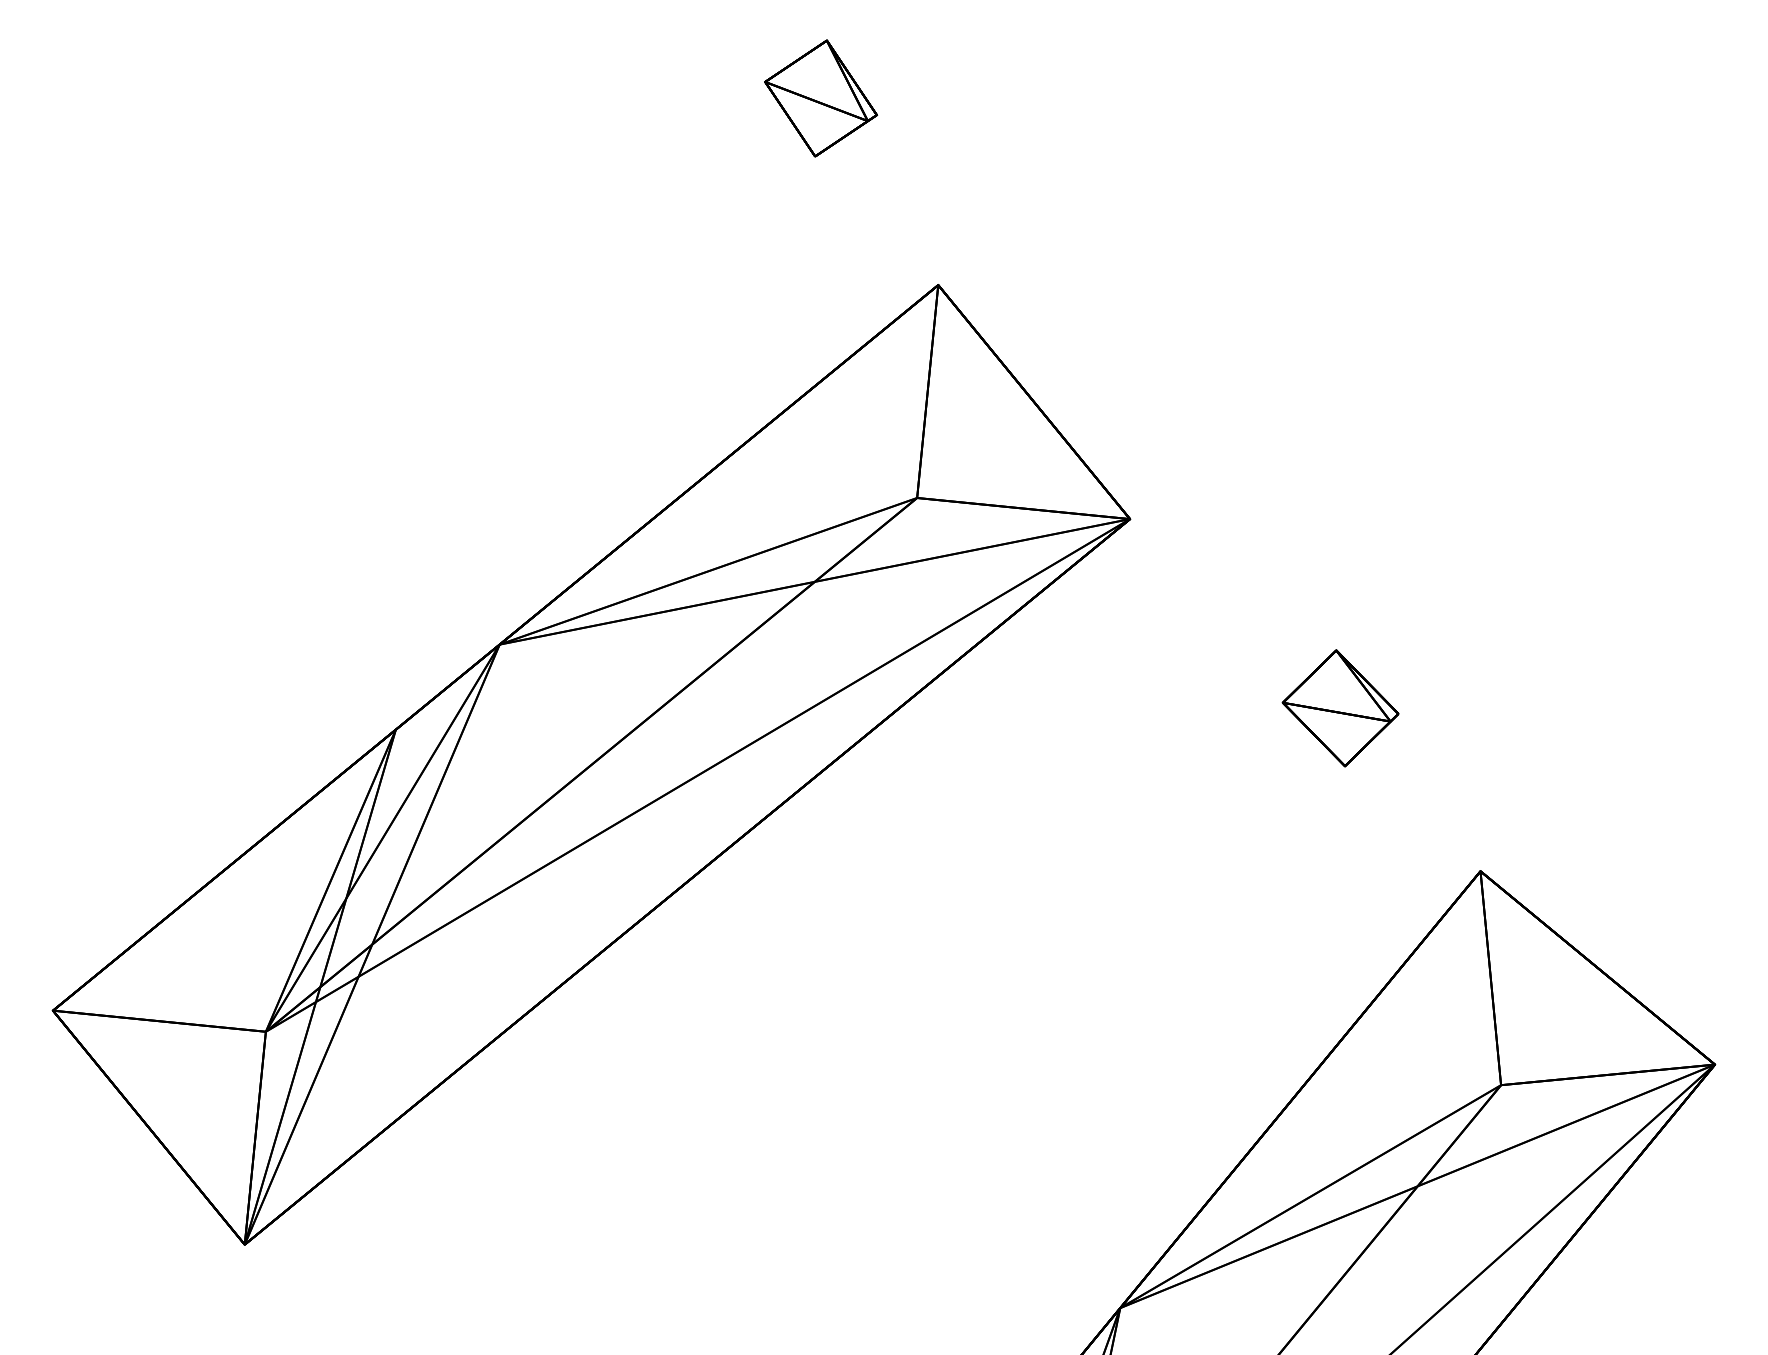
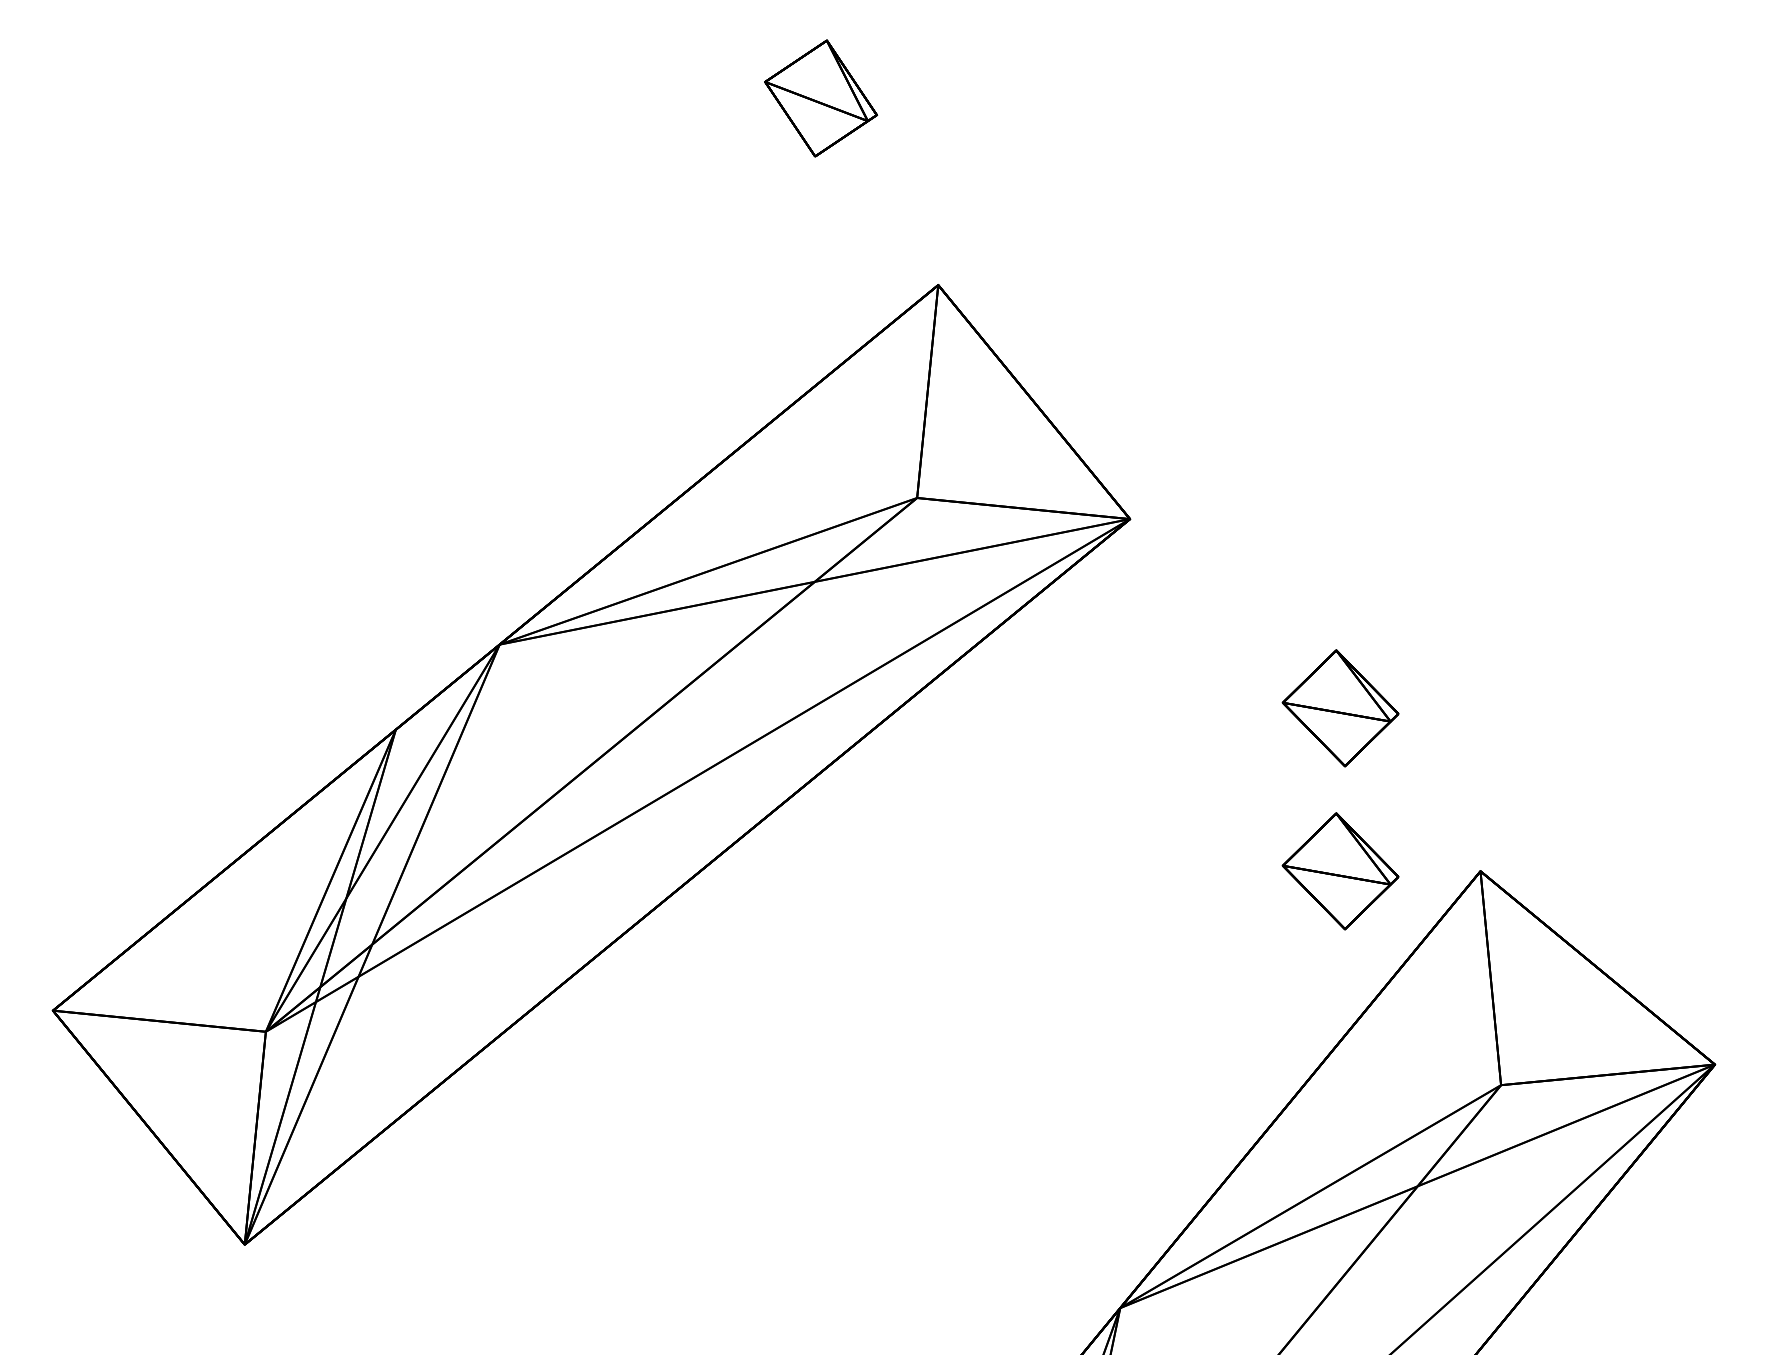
part: none -> present (1340, 871)
